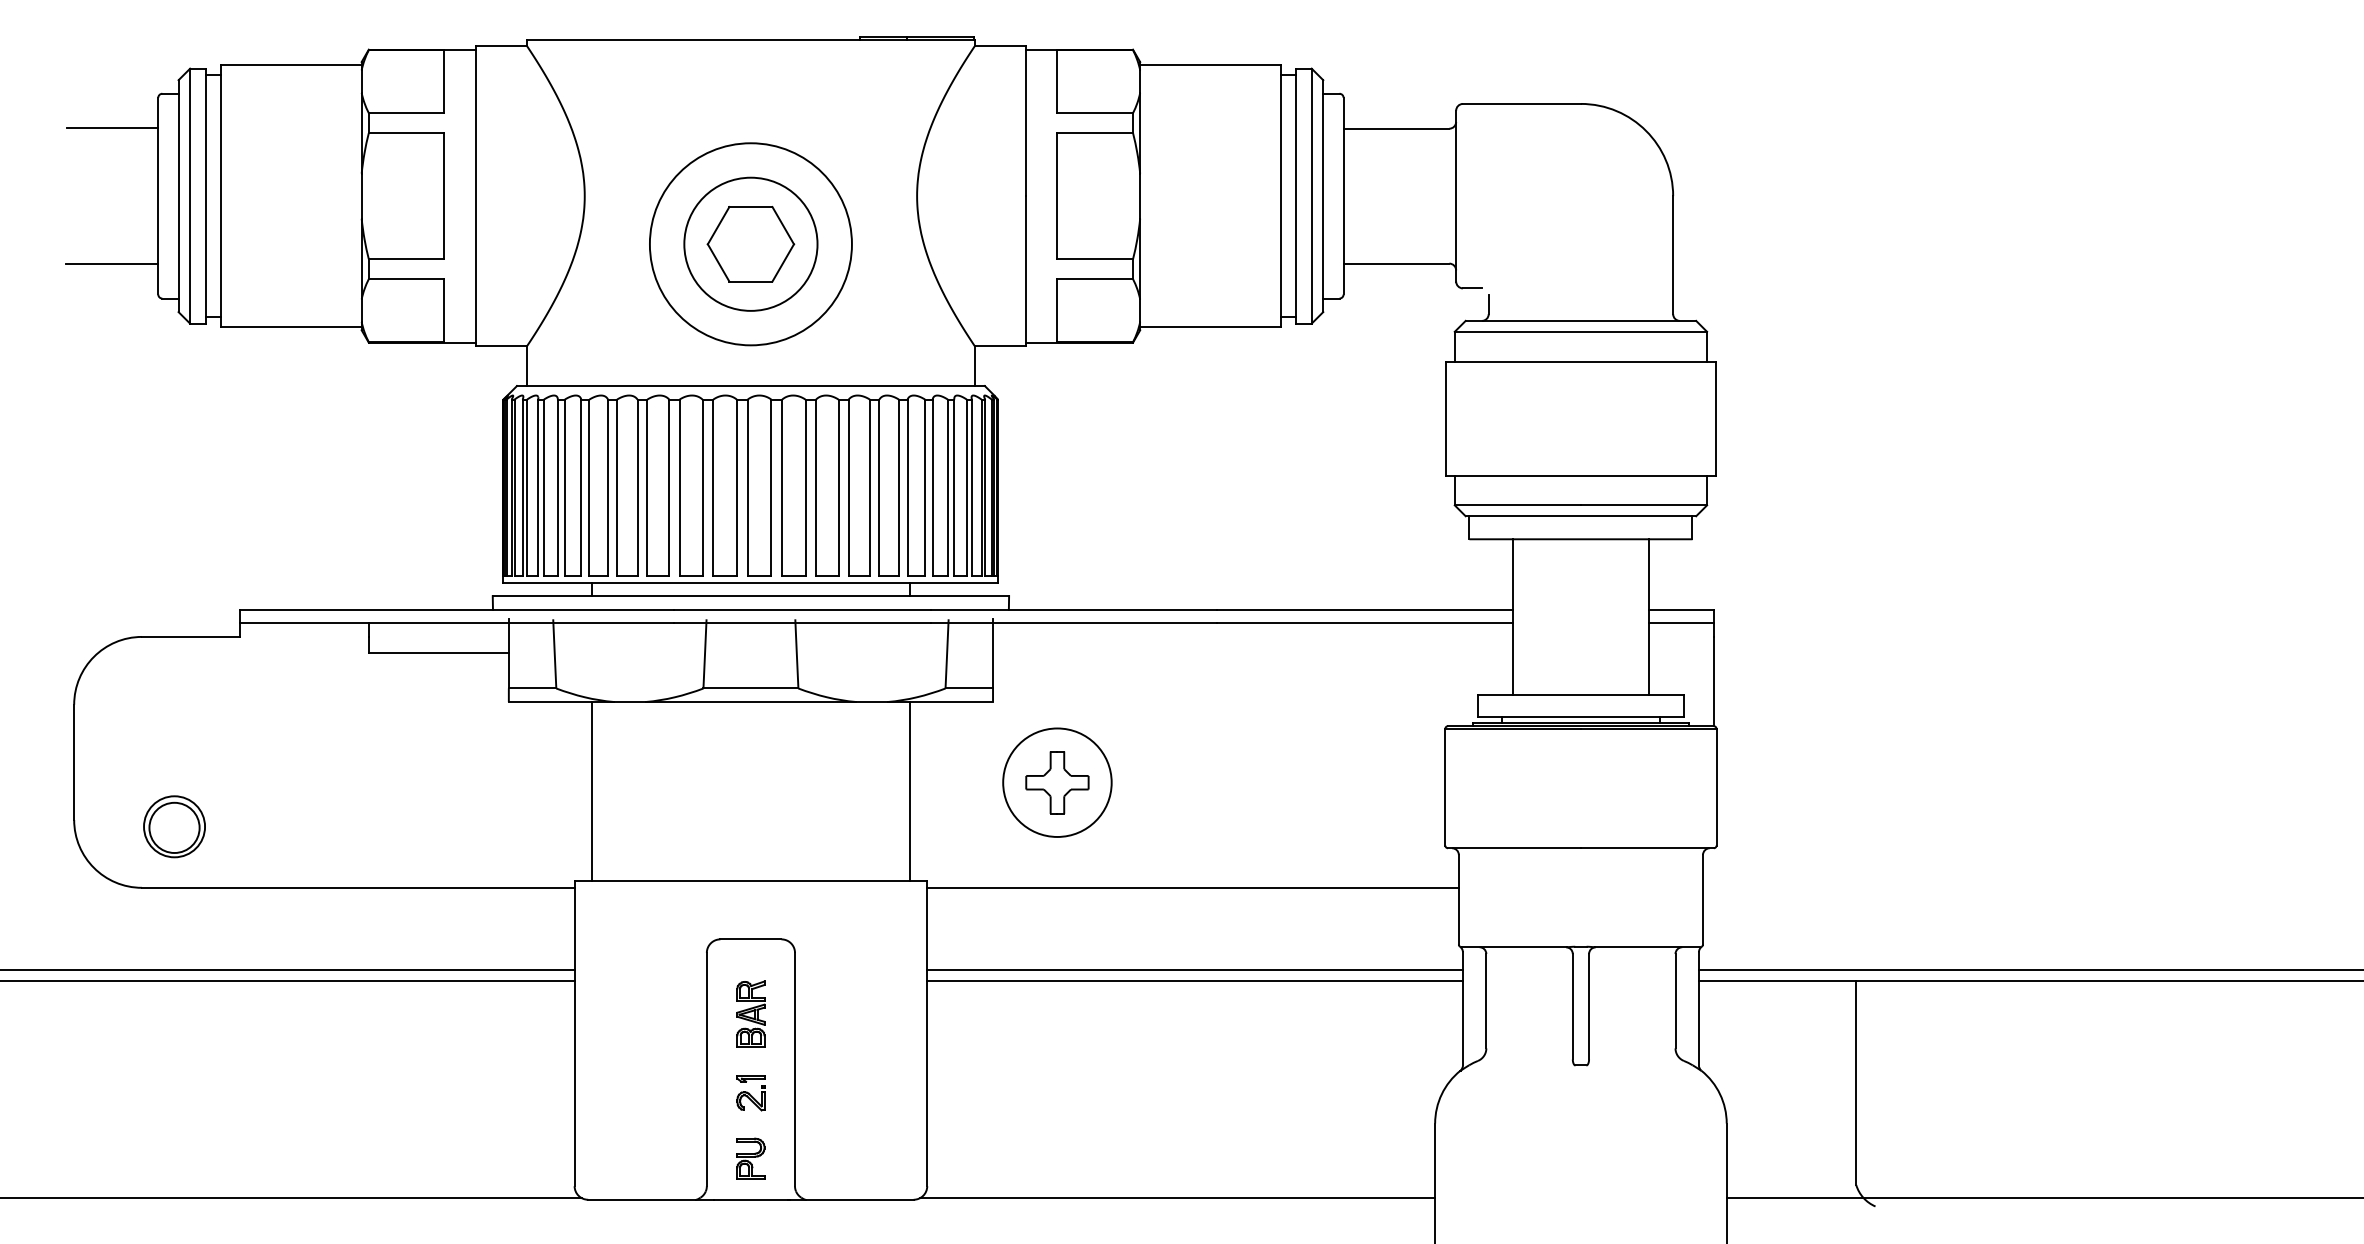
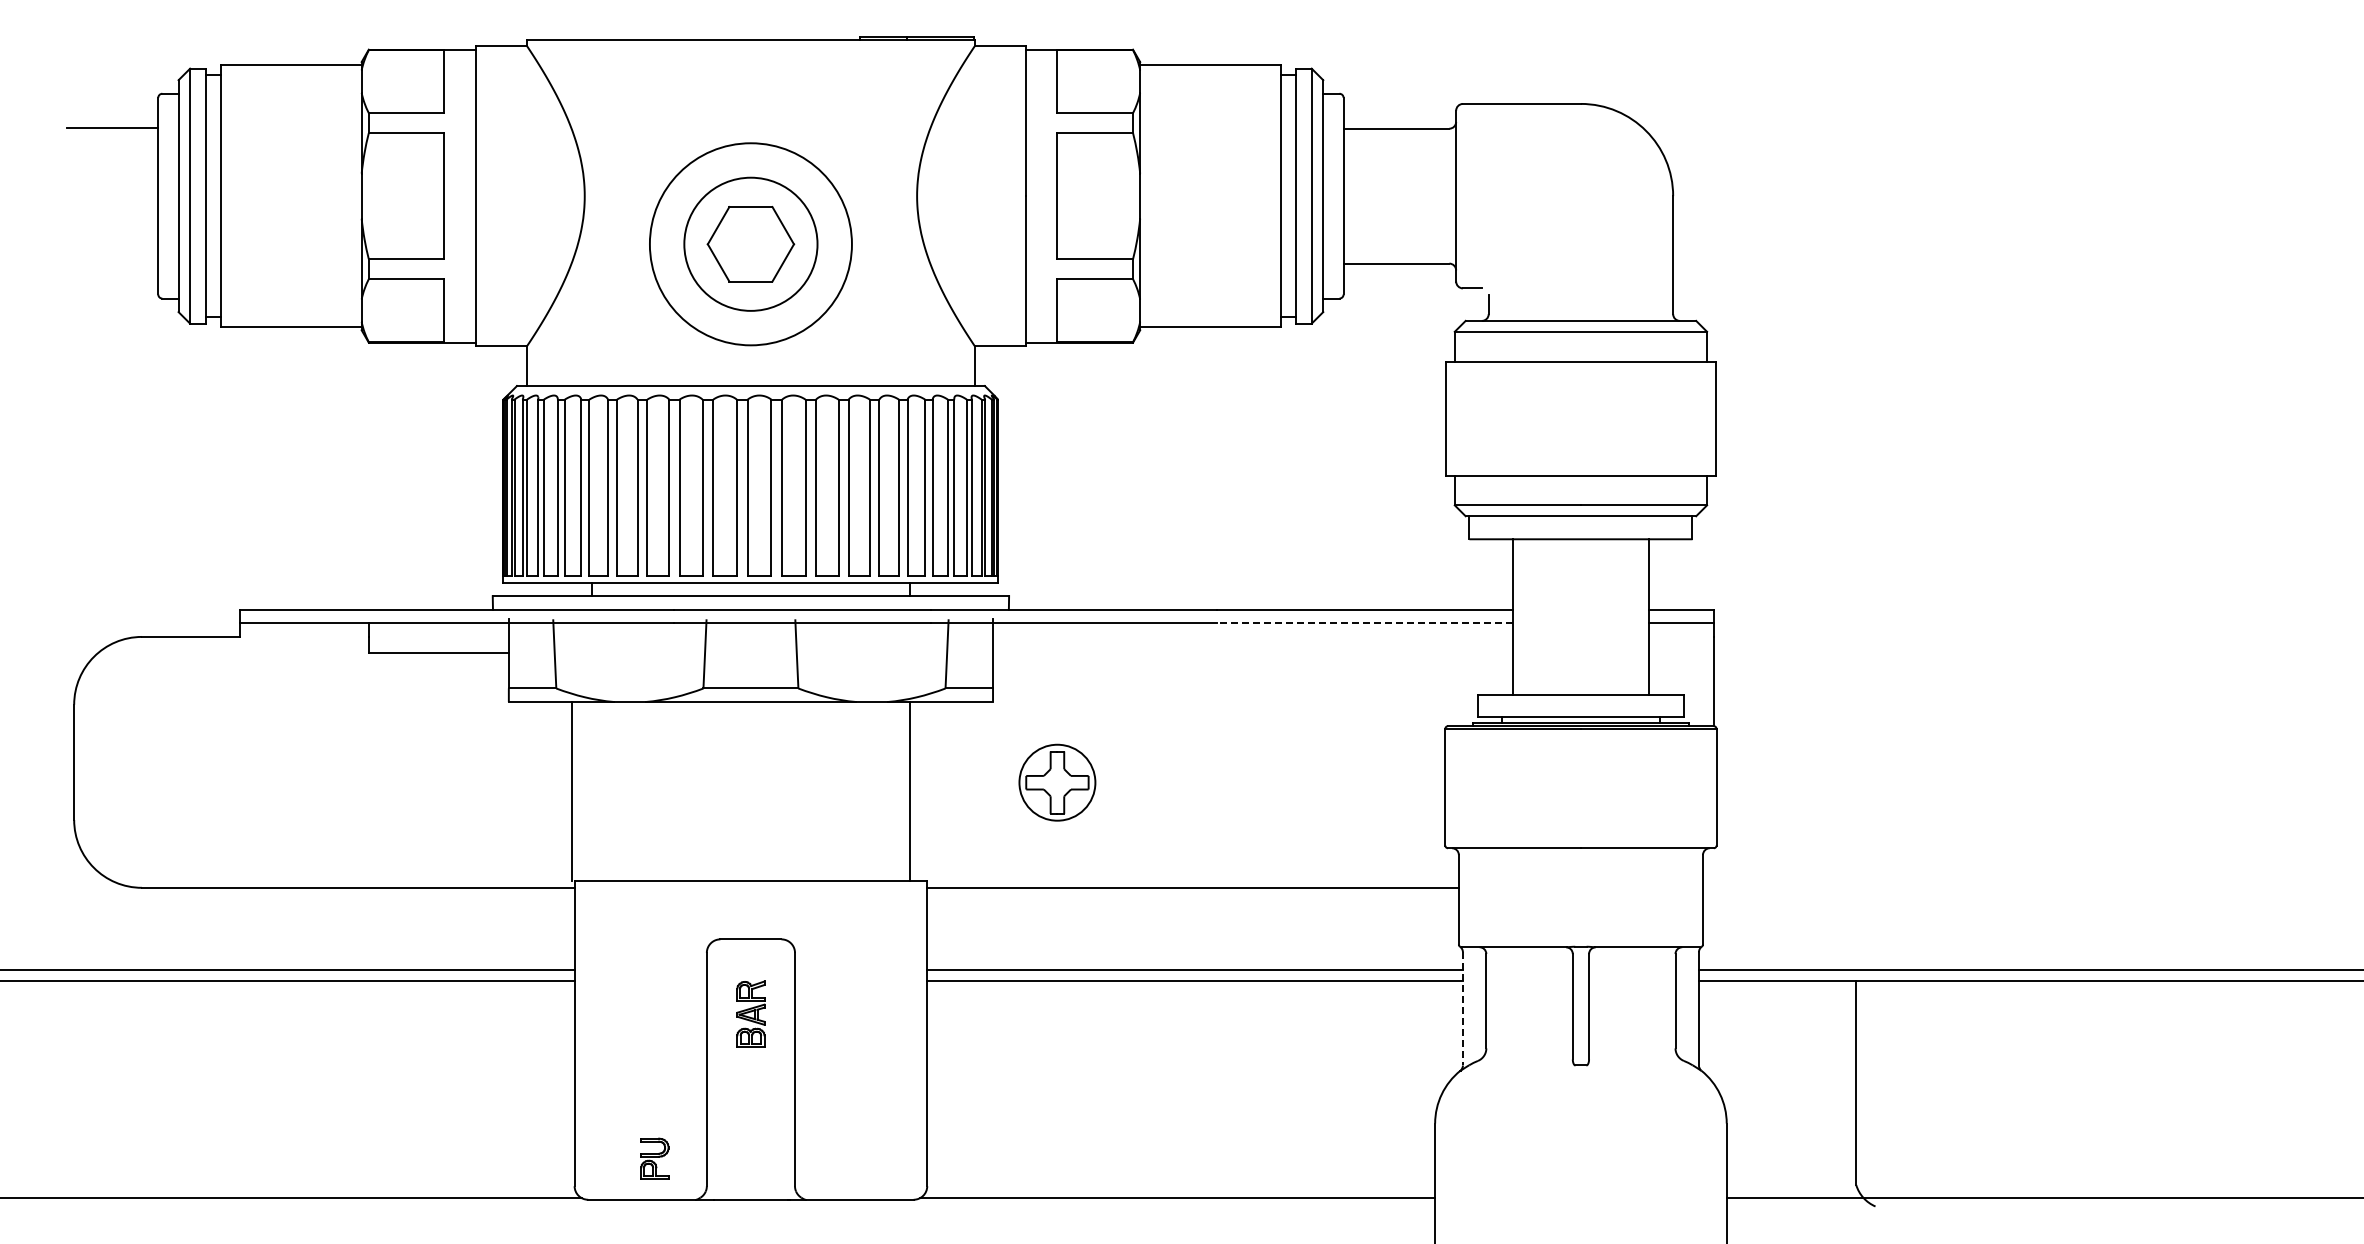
line: present -> none (111, 263)
line: solid -> dashed (1364, 623)
circle diameter: 108 px -> 76 px (1057, 782)
line position: (591, 791) -> (571, 791) (571, 791)
part: present -> none (174, 826)
line: solid -> dashed (1462, 1008)
part: present -> none (750, 1093)
part position: (750, 1158) -> (654, 1158) (654, 1158)
